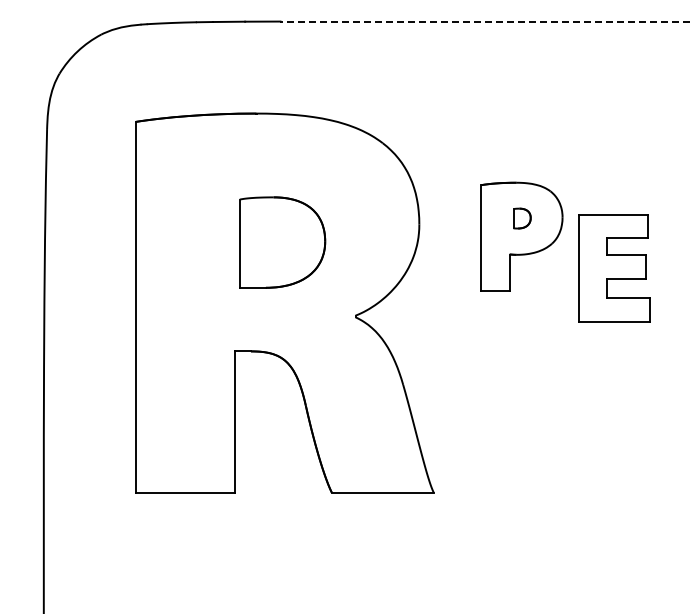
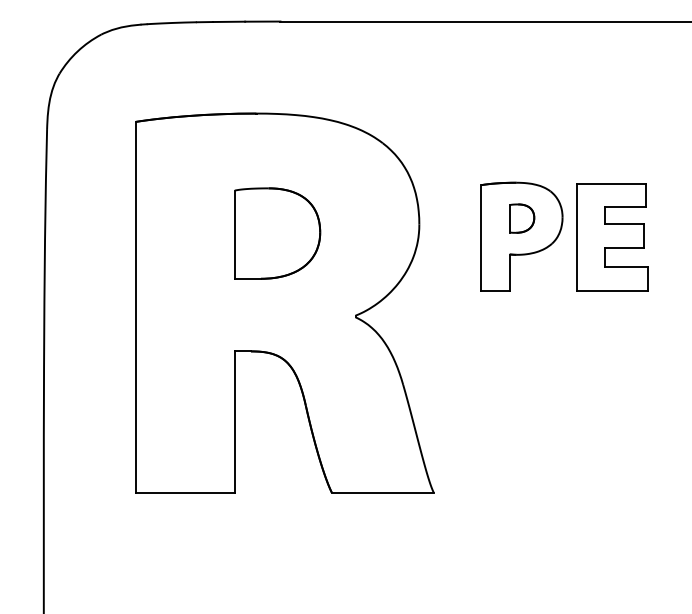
line: dashed -> solid (486, 21)
part size: 19x23 px -> 27x31 px (522, 218)
part position: (282, 242) -> (277, 233) (277, 233)
part position: (614, 268) -> (612, 237) (612, 237)
